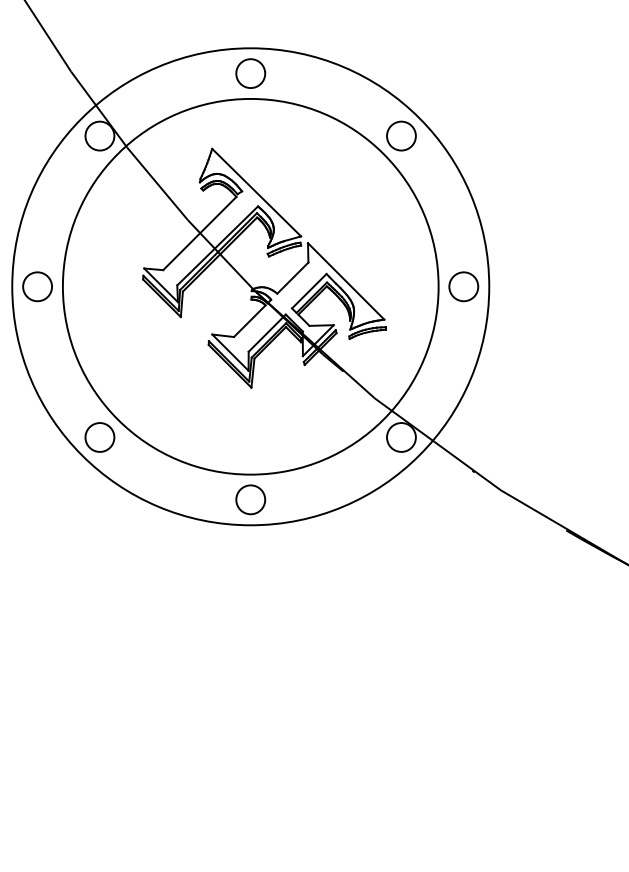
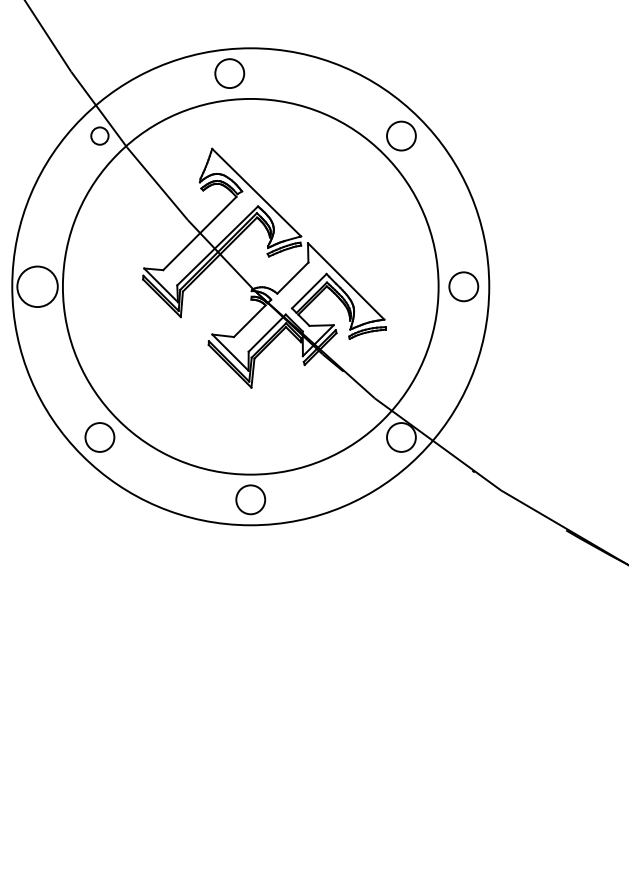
circle position: (250, 73) -> (229, 73) (229, 73)
circle diameter: 29 px -> 17 px (99, 135)
circle diameter: 29 px -> 40 px (37, 286)
